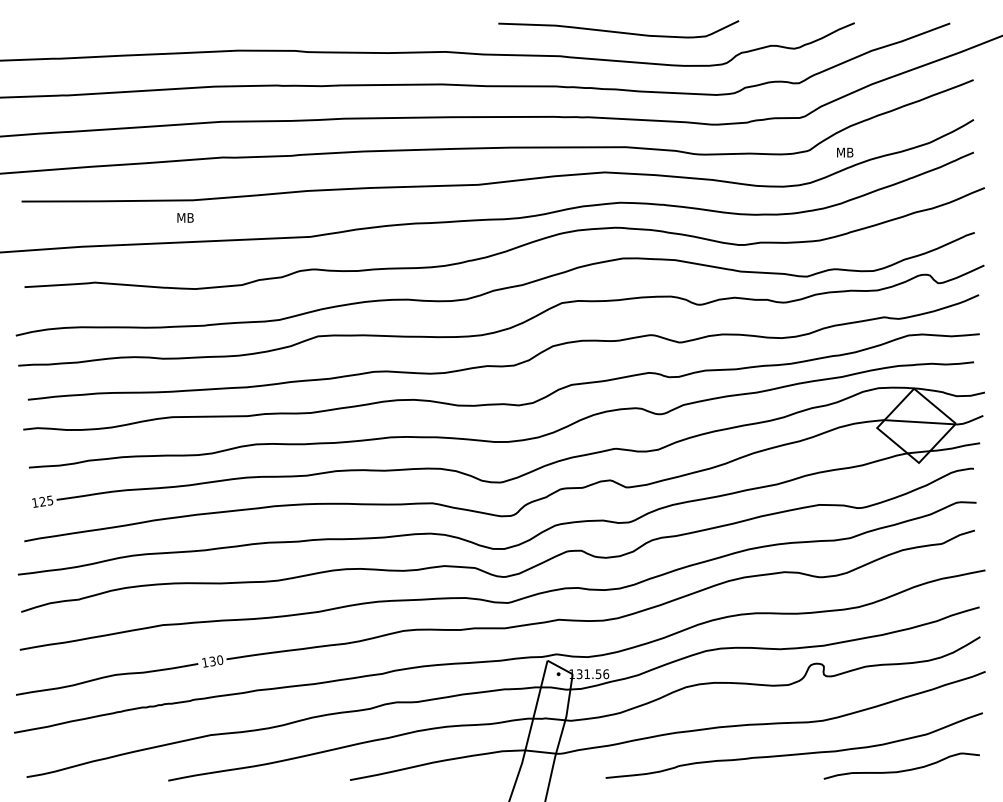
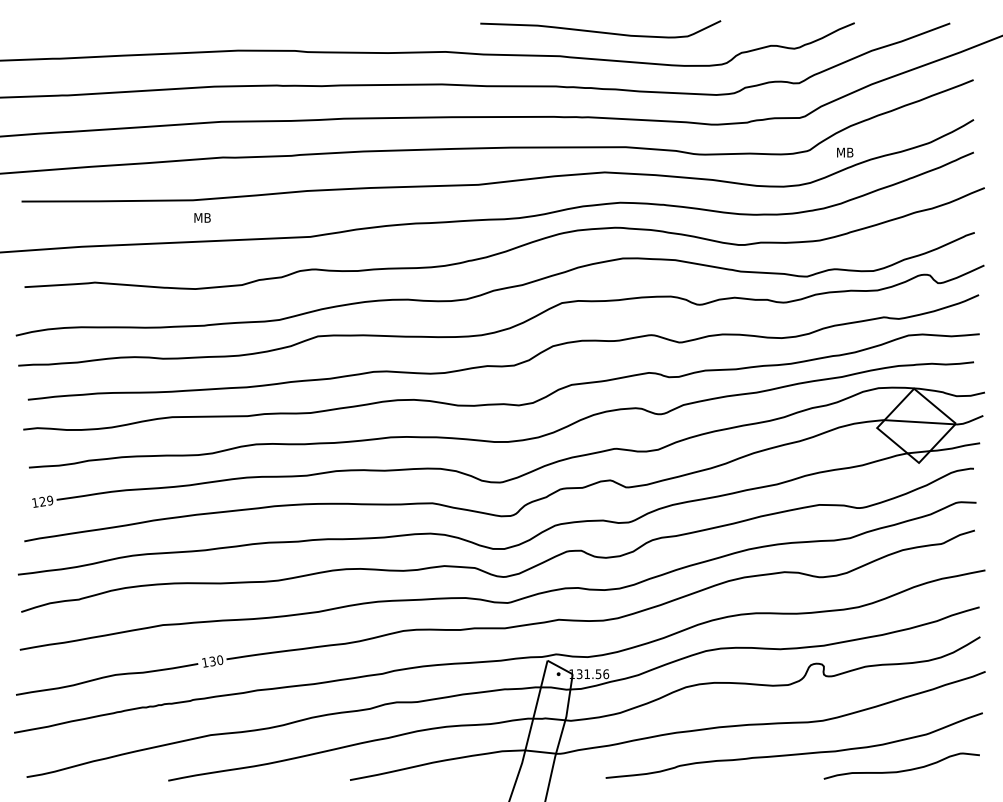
curve position: (618, 31) -> (600, 31) (600, 31)
text position: (185, 217) -> (202, 217) (202, 217)
text: 125 -> 129 (50, 500)
